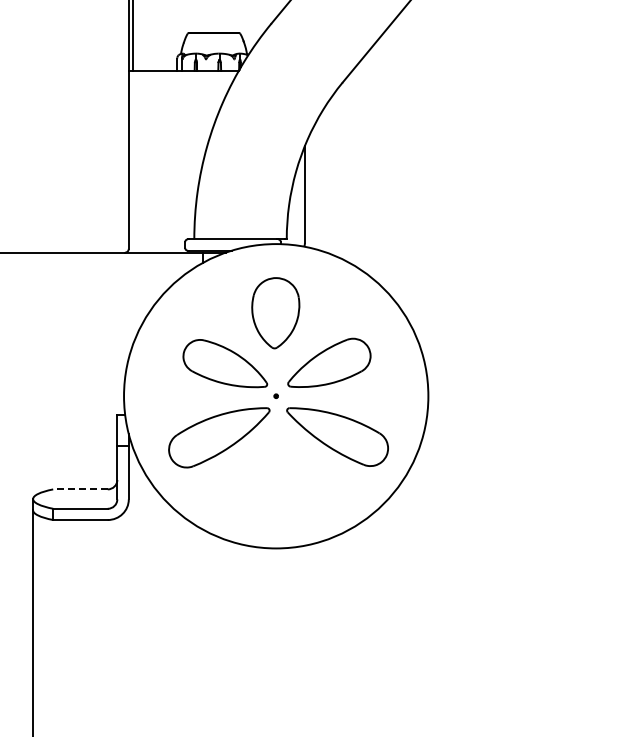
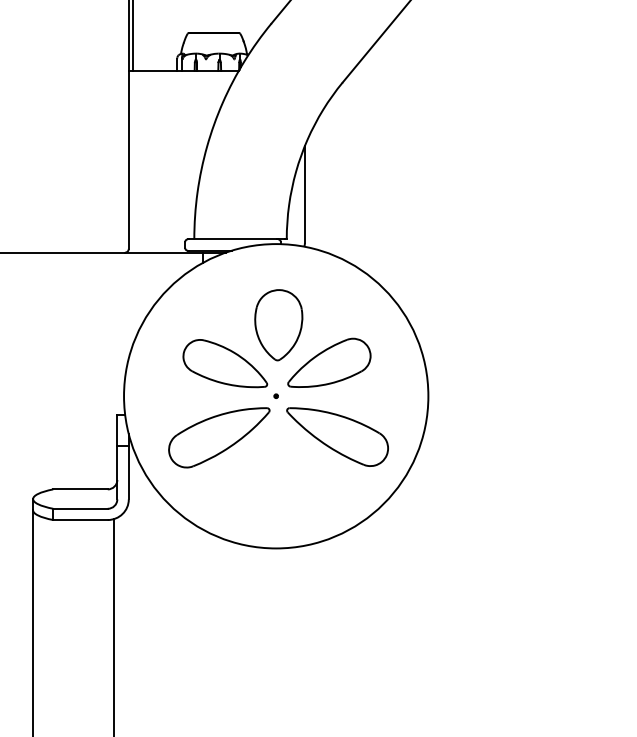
part position: (275, 313) -> (278, 325) (278, 325)
line: dashed -> solid (79, 489)
line: none -> present (113, 626)
